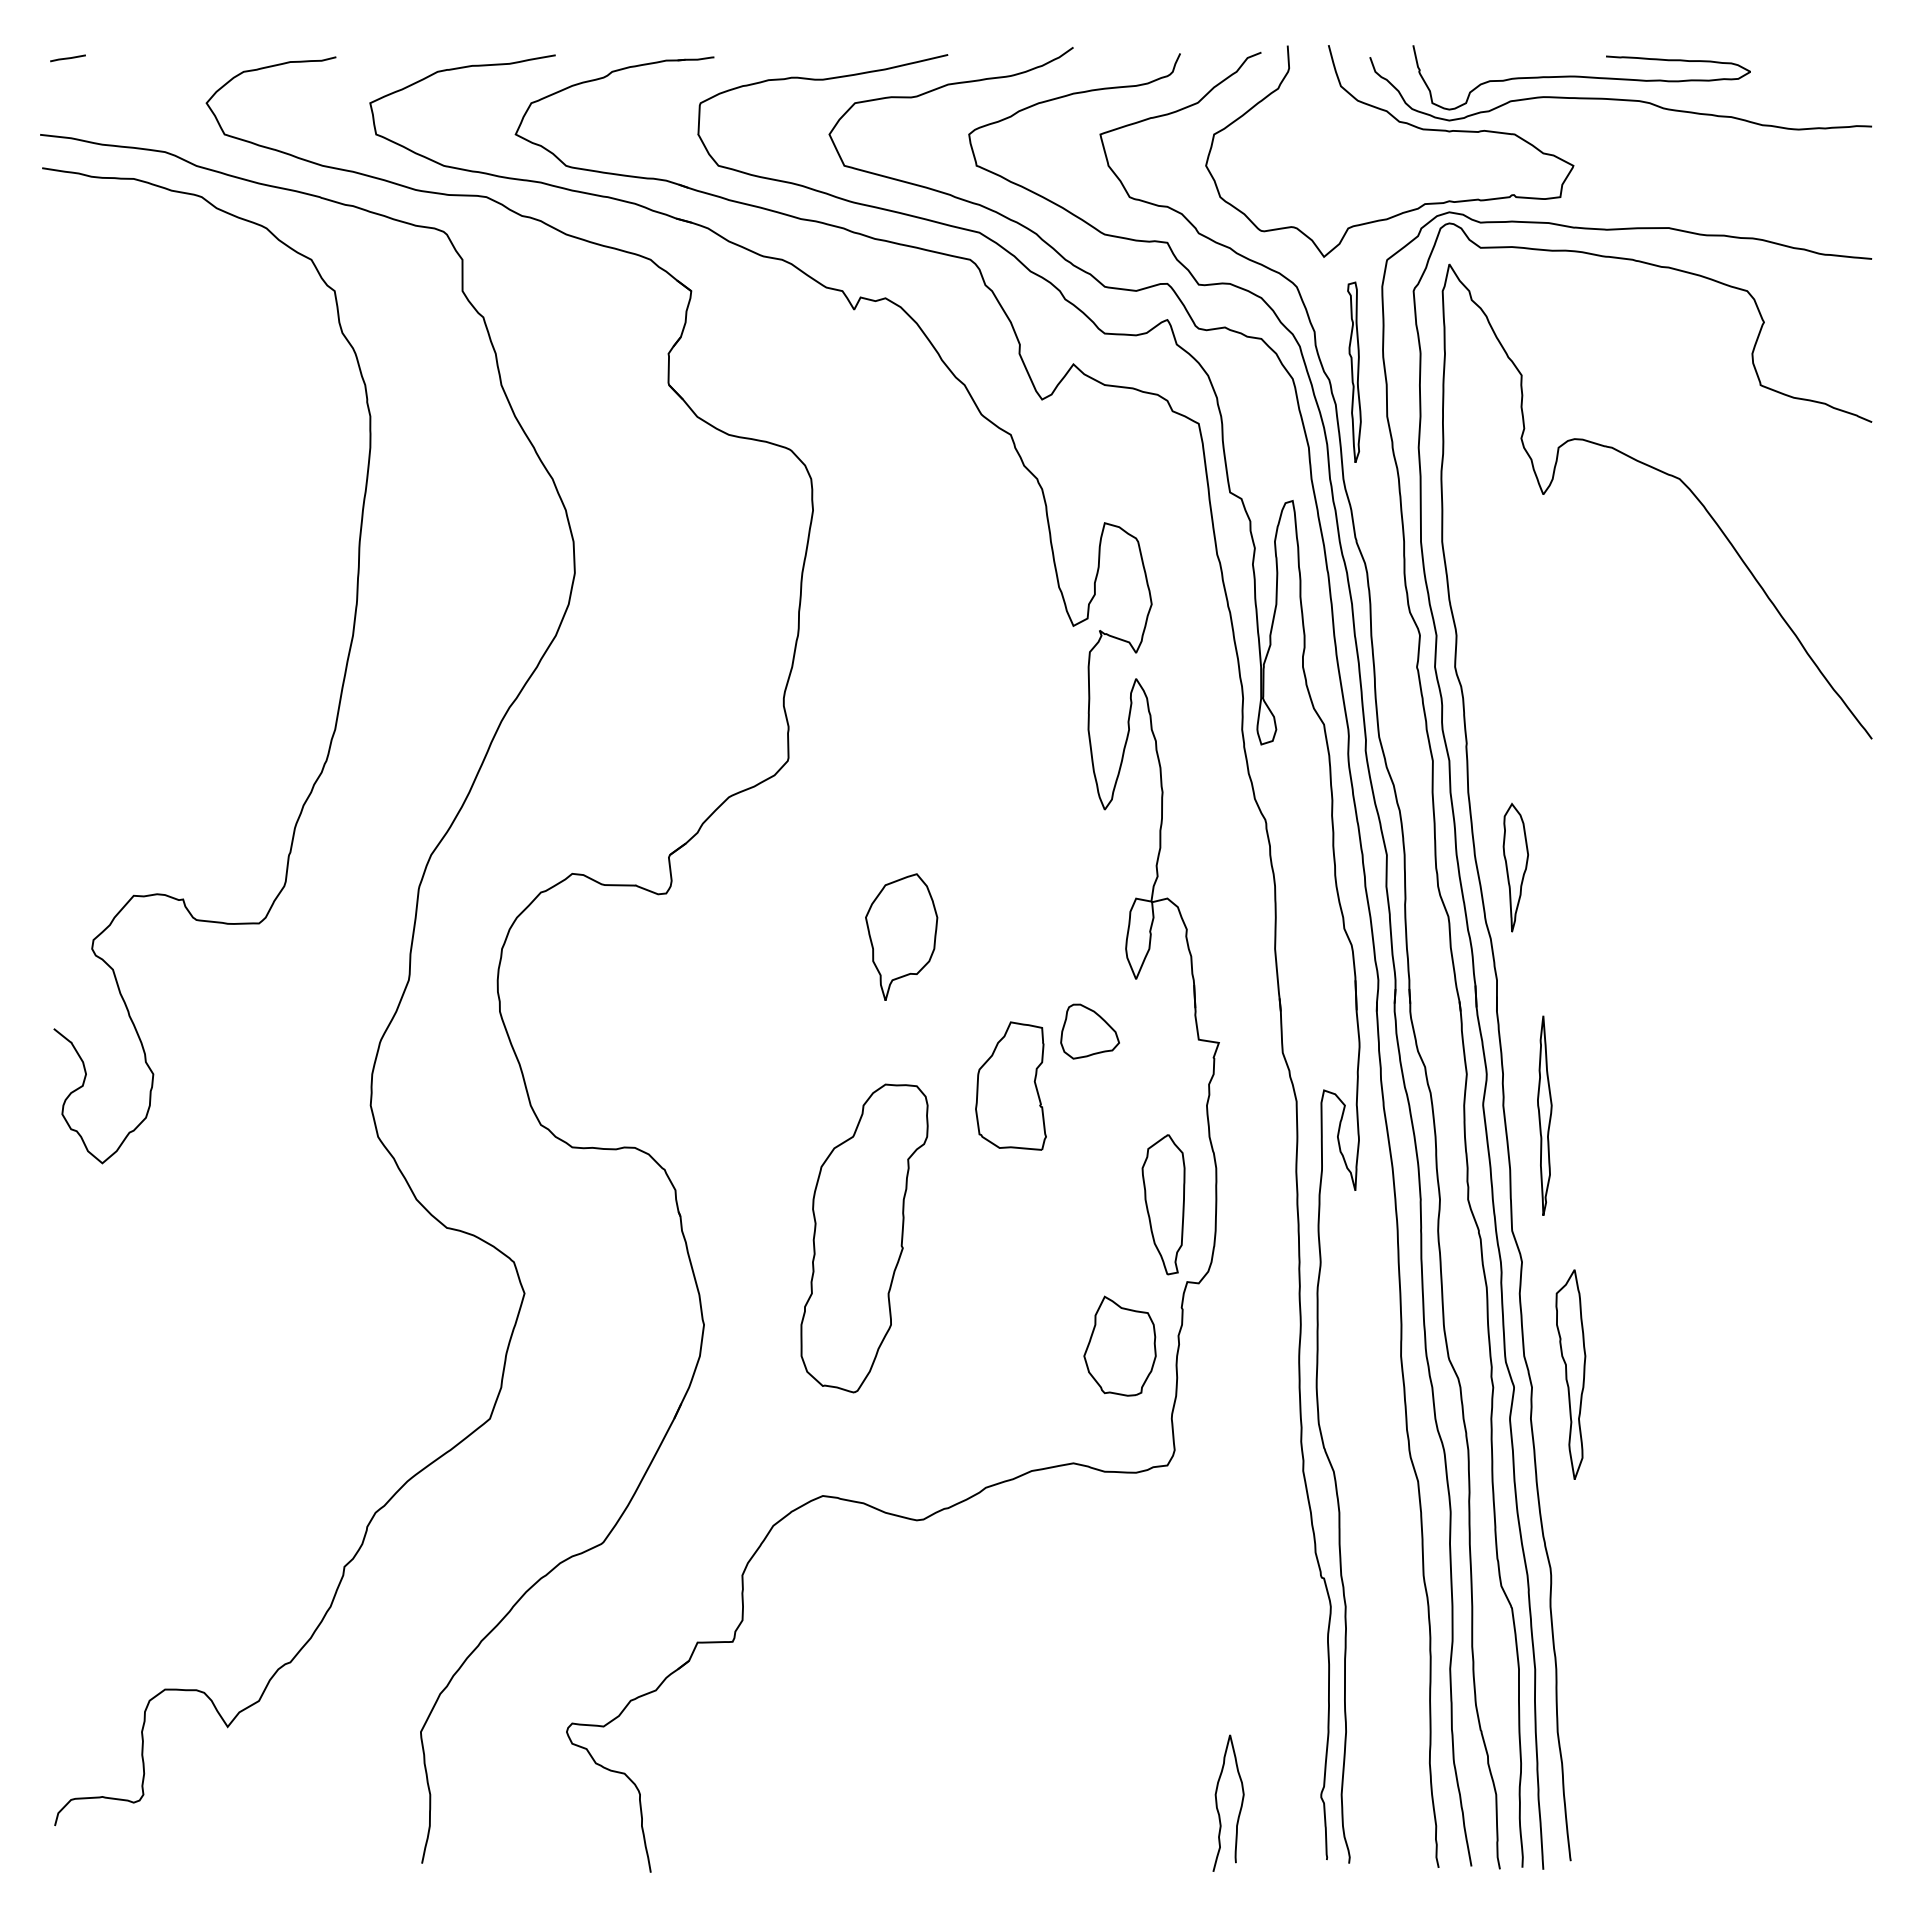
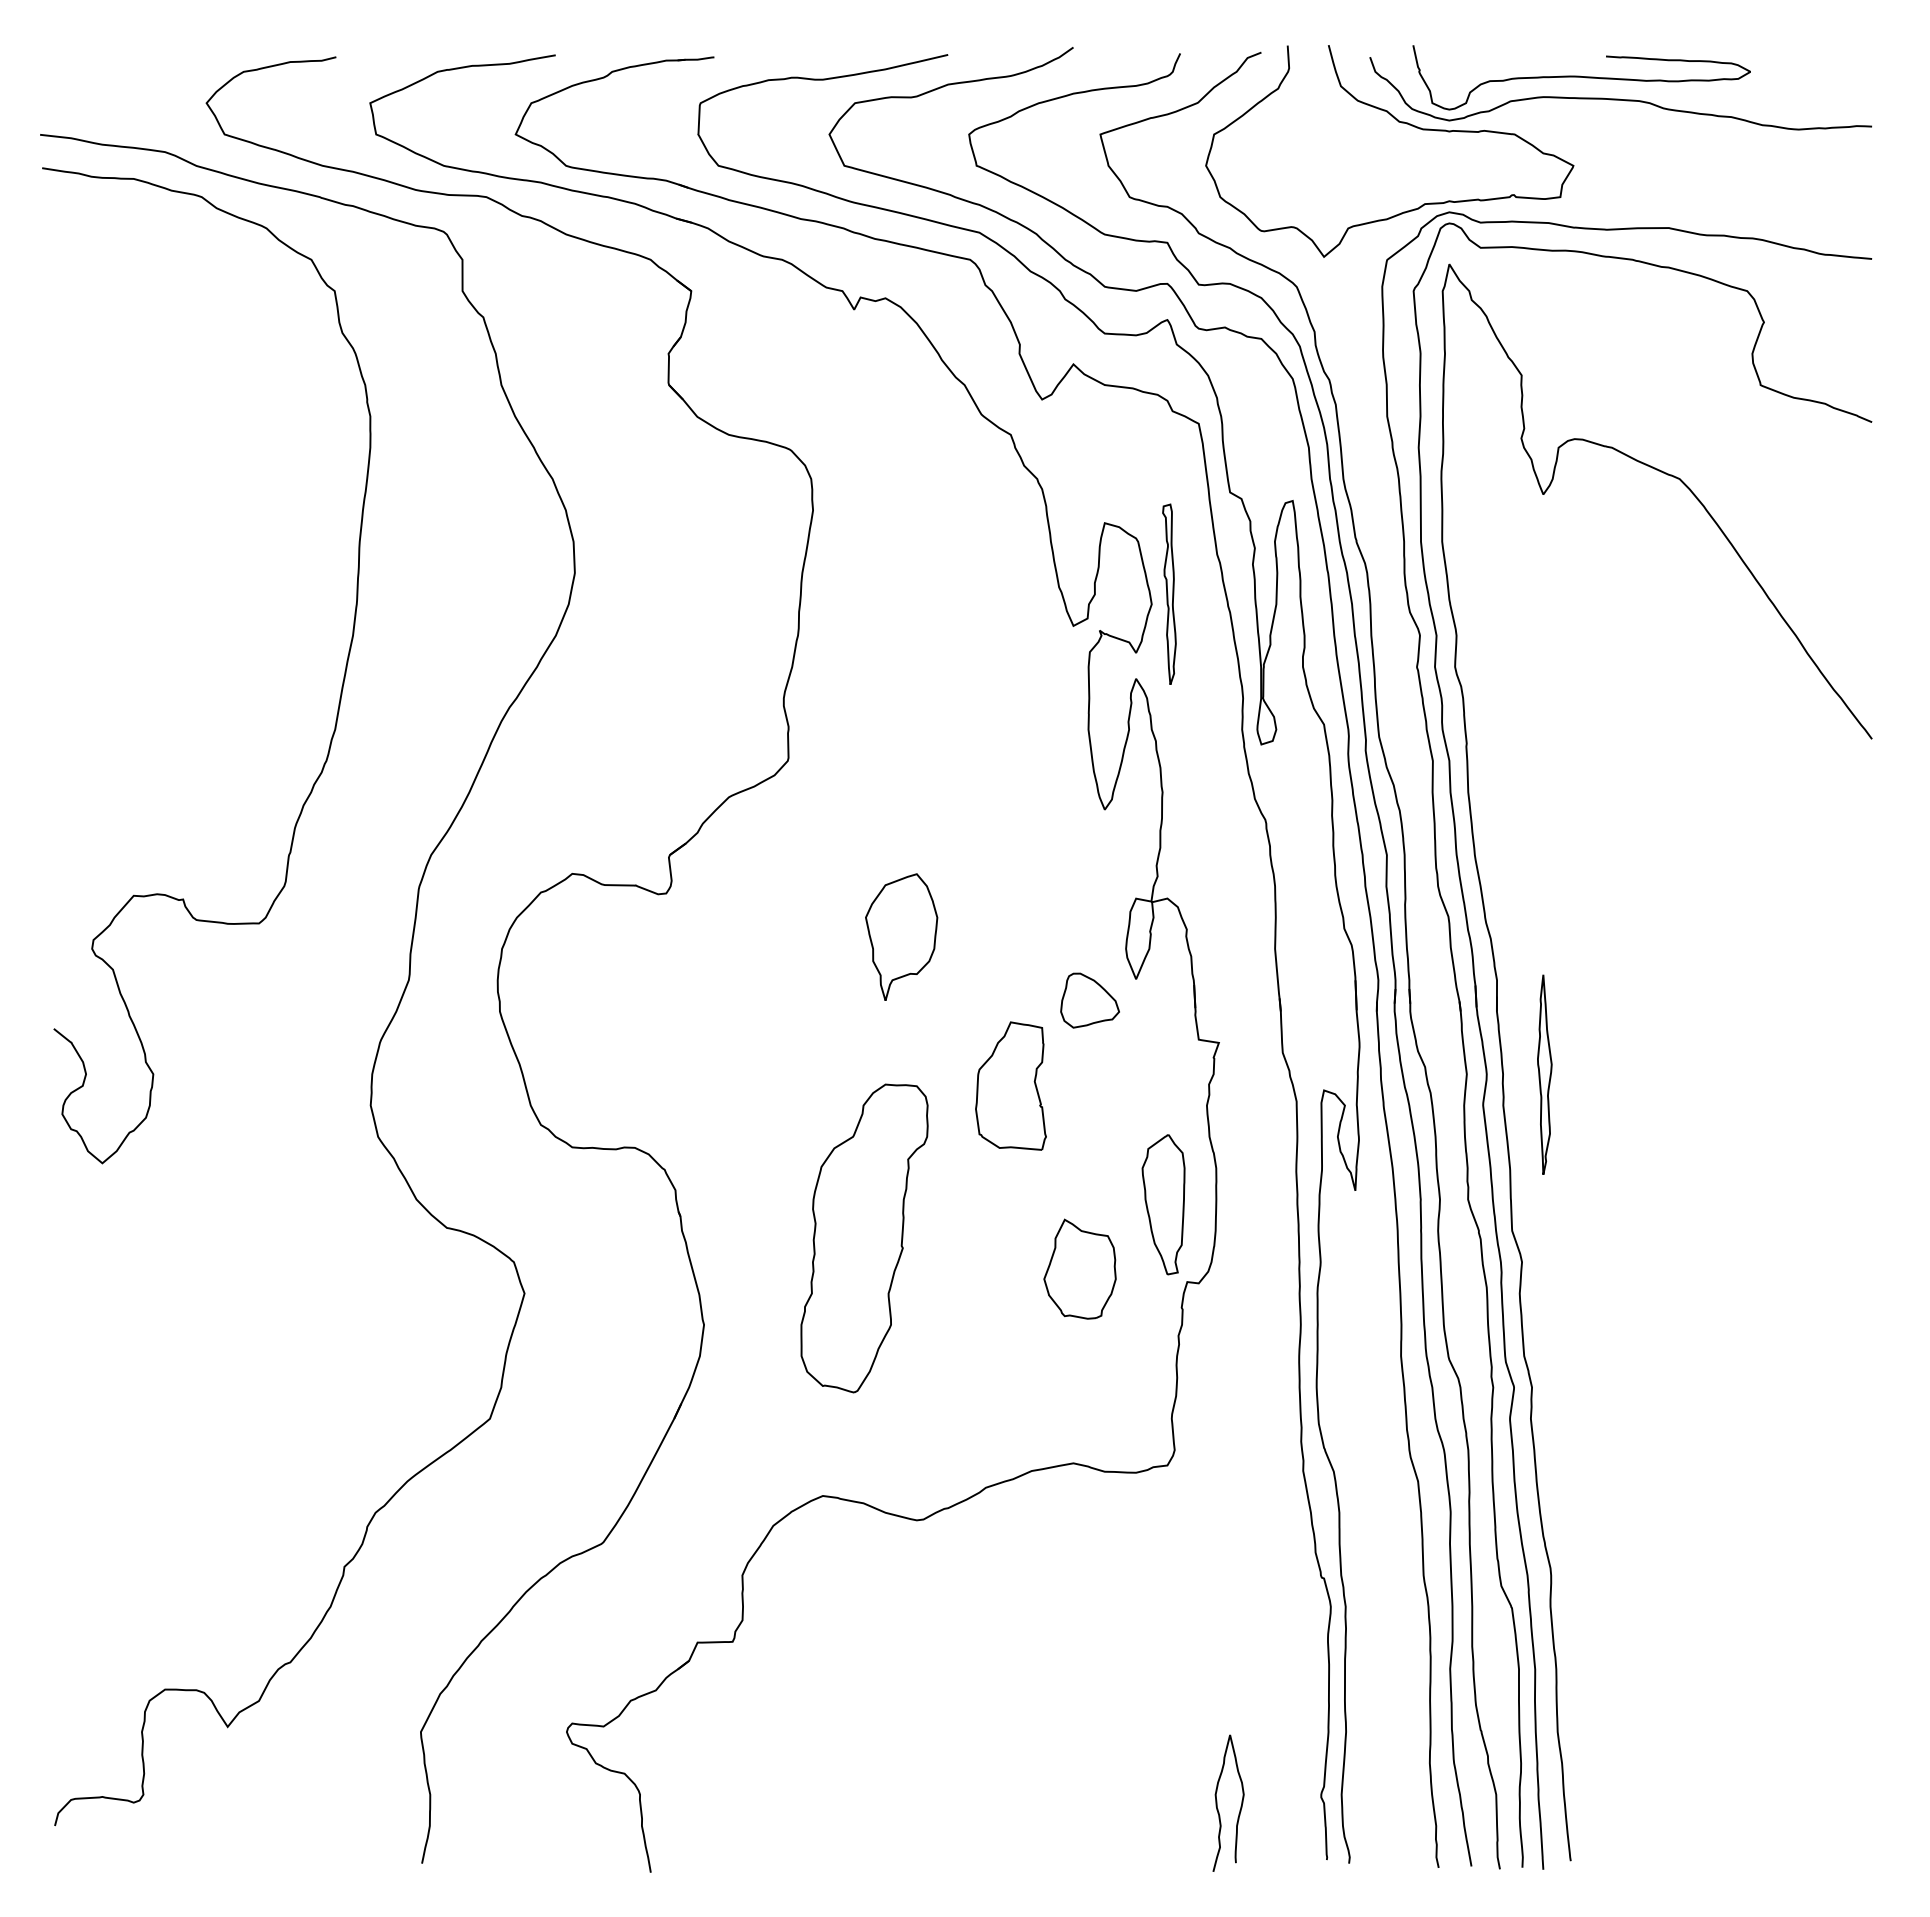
line: present -> none (67, 58)
part position: (1354, 371) -> (1169, 593) (1169, 593)
part: present -> none (1515, 867)
part position: (1089, 1031) -> (1089, 1000) (1089, 1000)
part position: (1544, 1115) -> (1544, 1074) (1544, 1074)
part position: (1119, 1345) -> (1079, 1268) (1079, 1268)
part: present -> none (1570, 1374)
